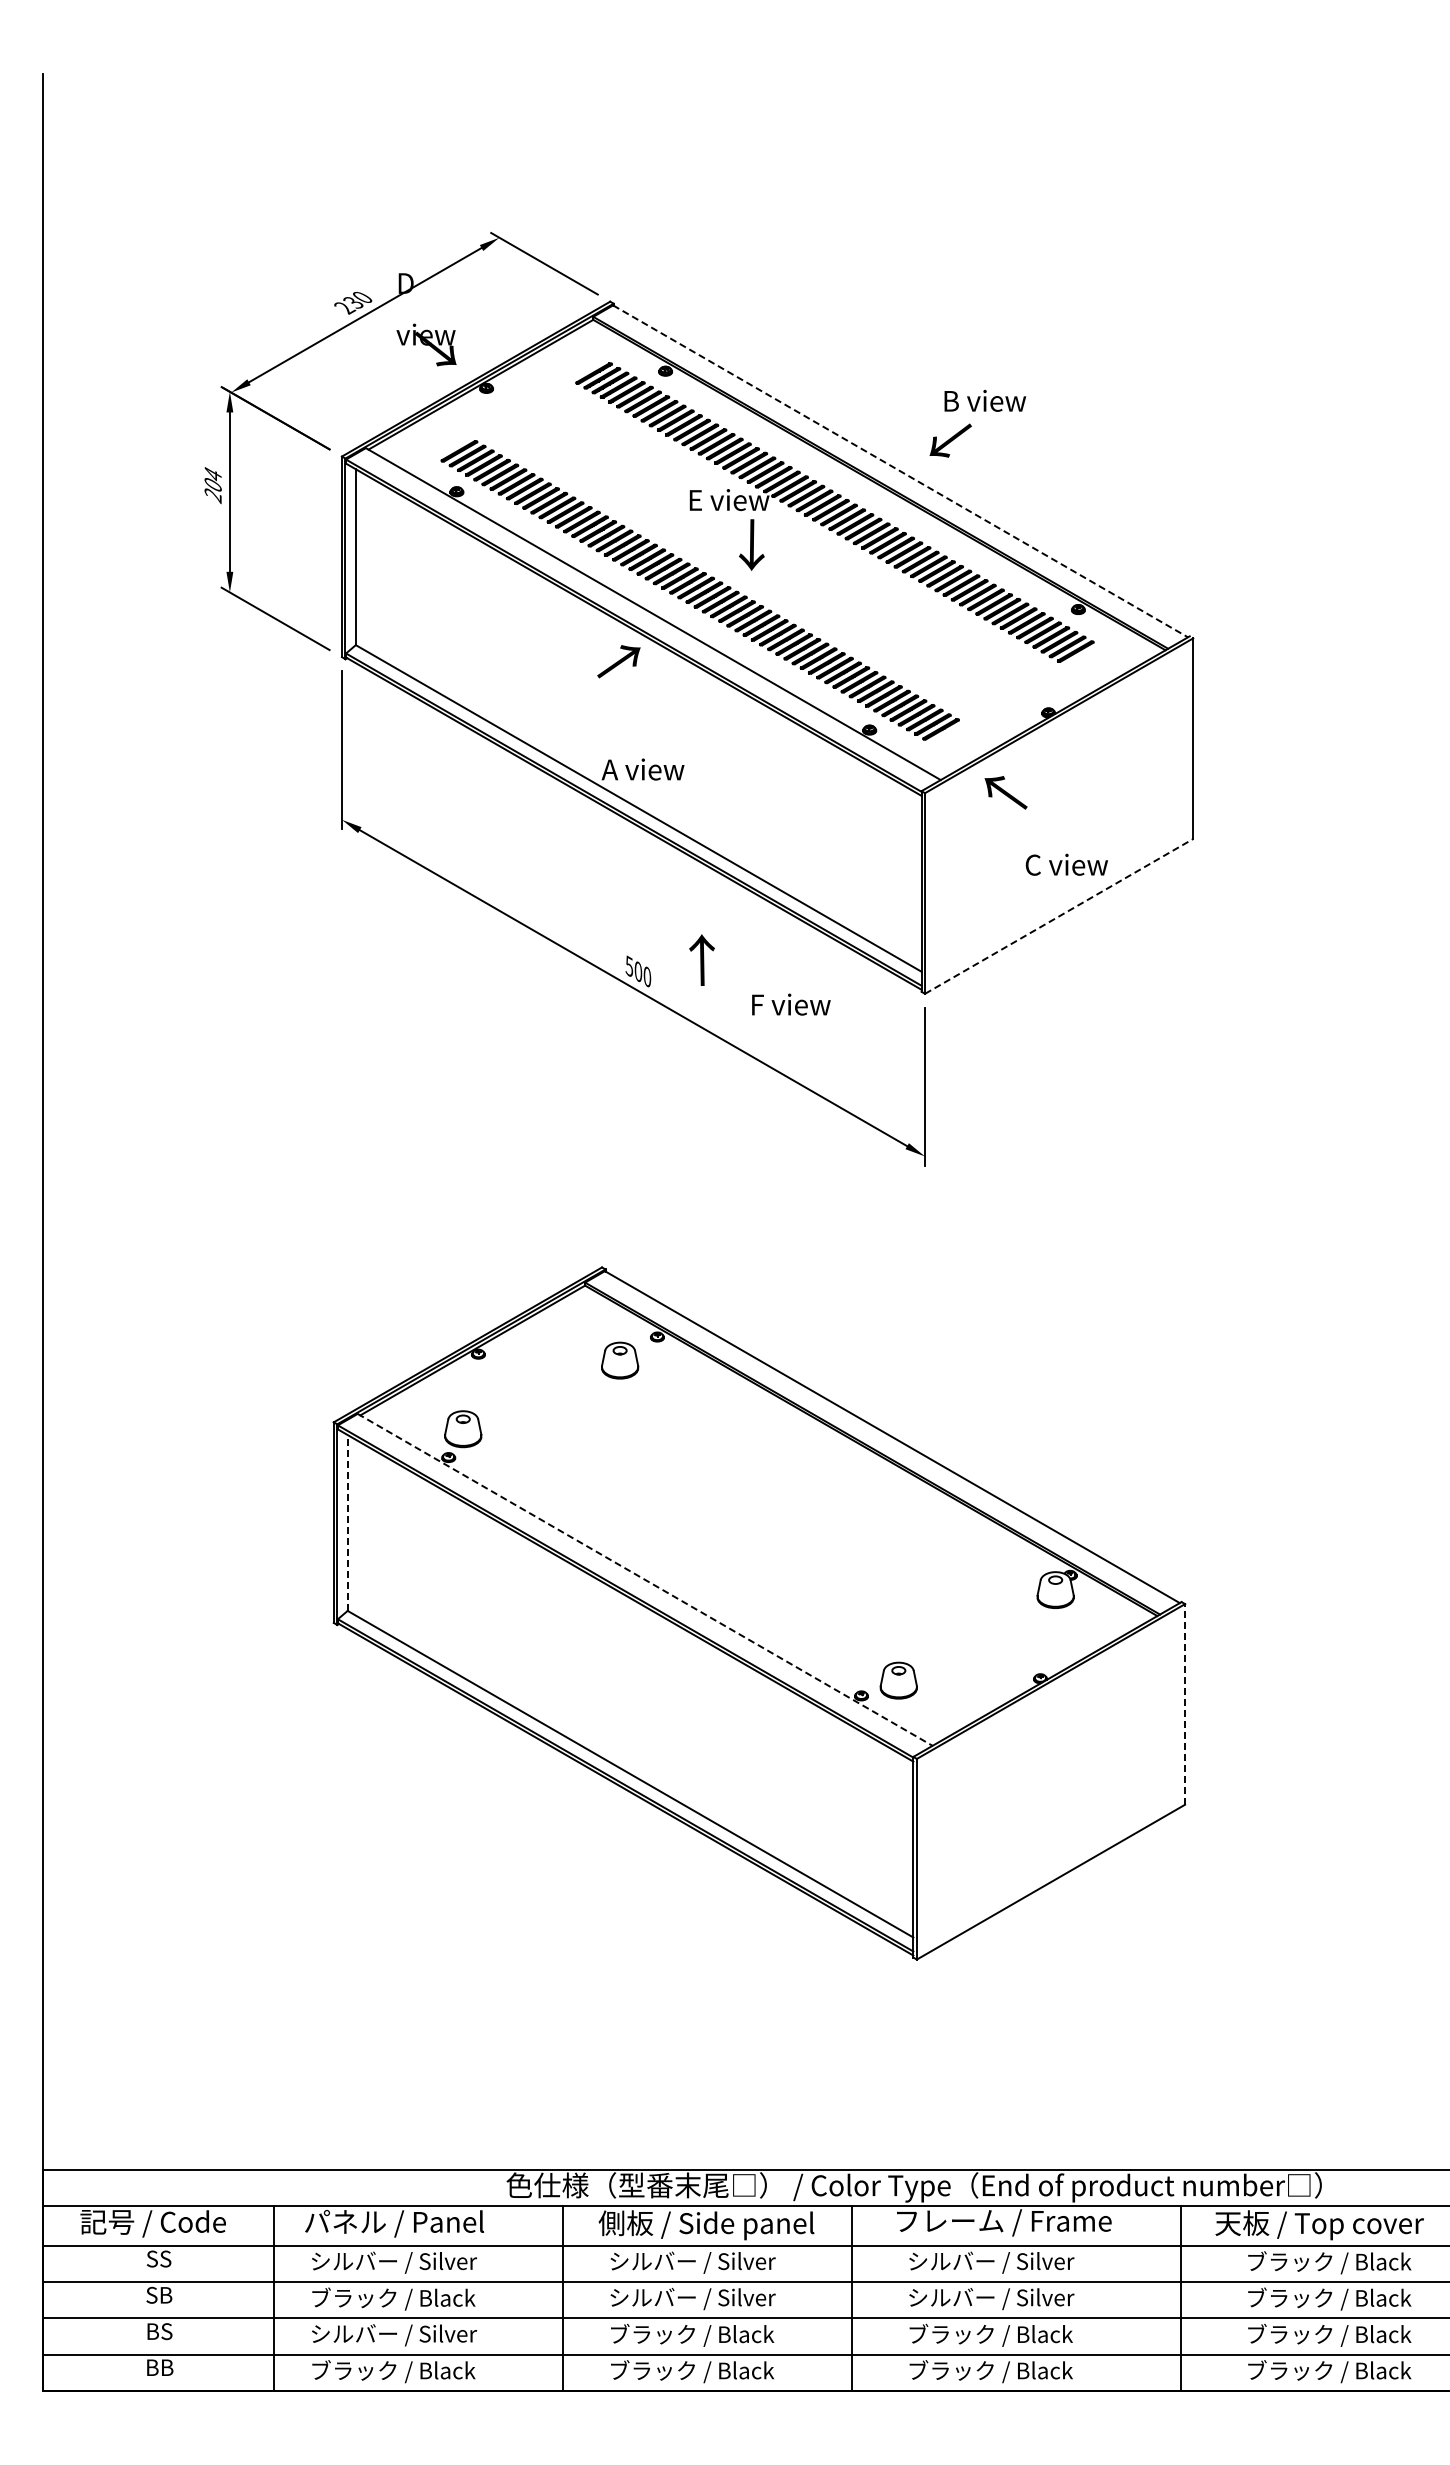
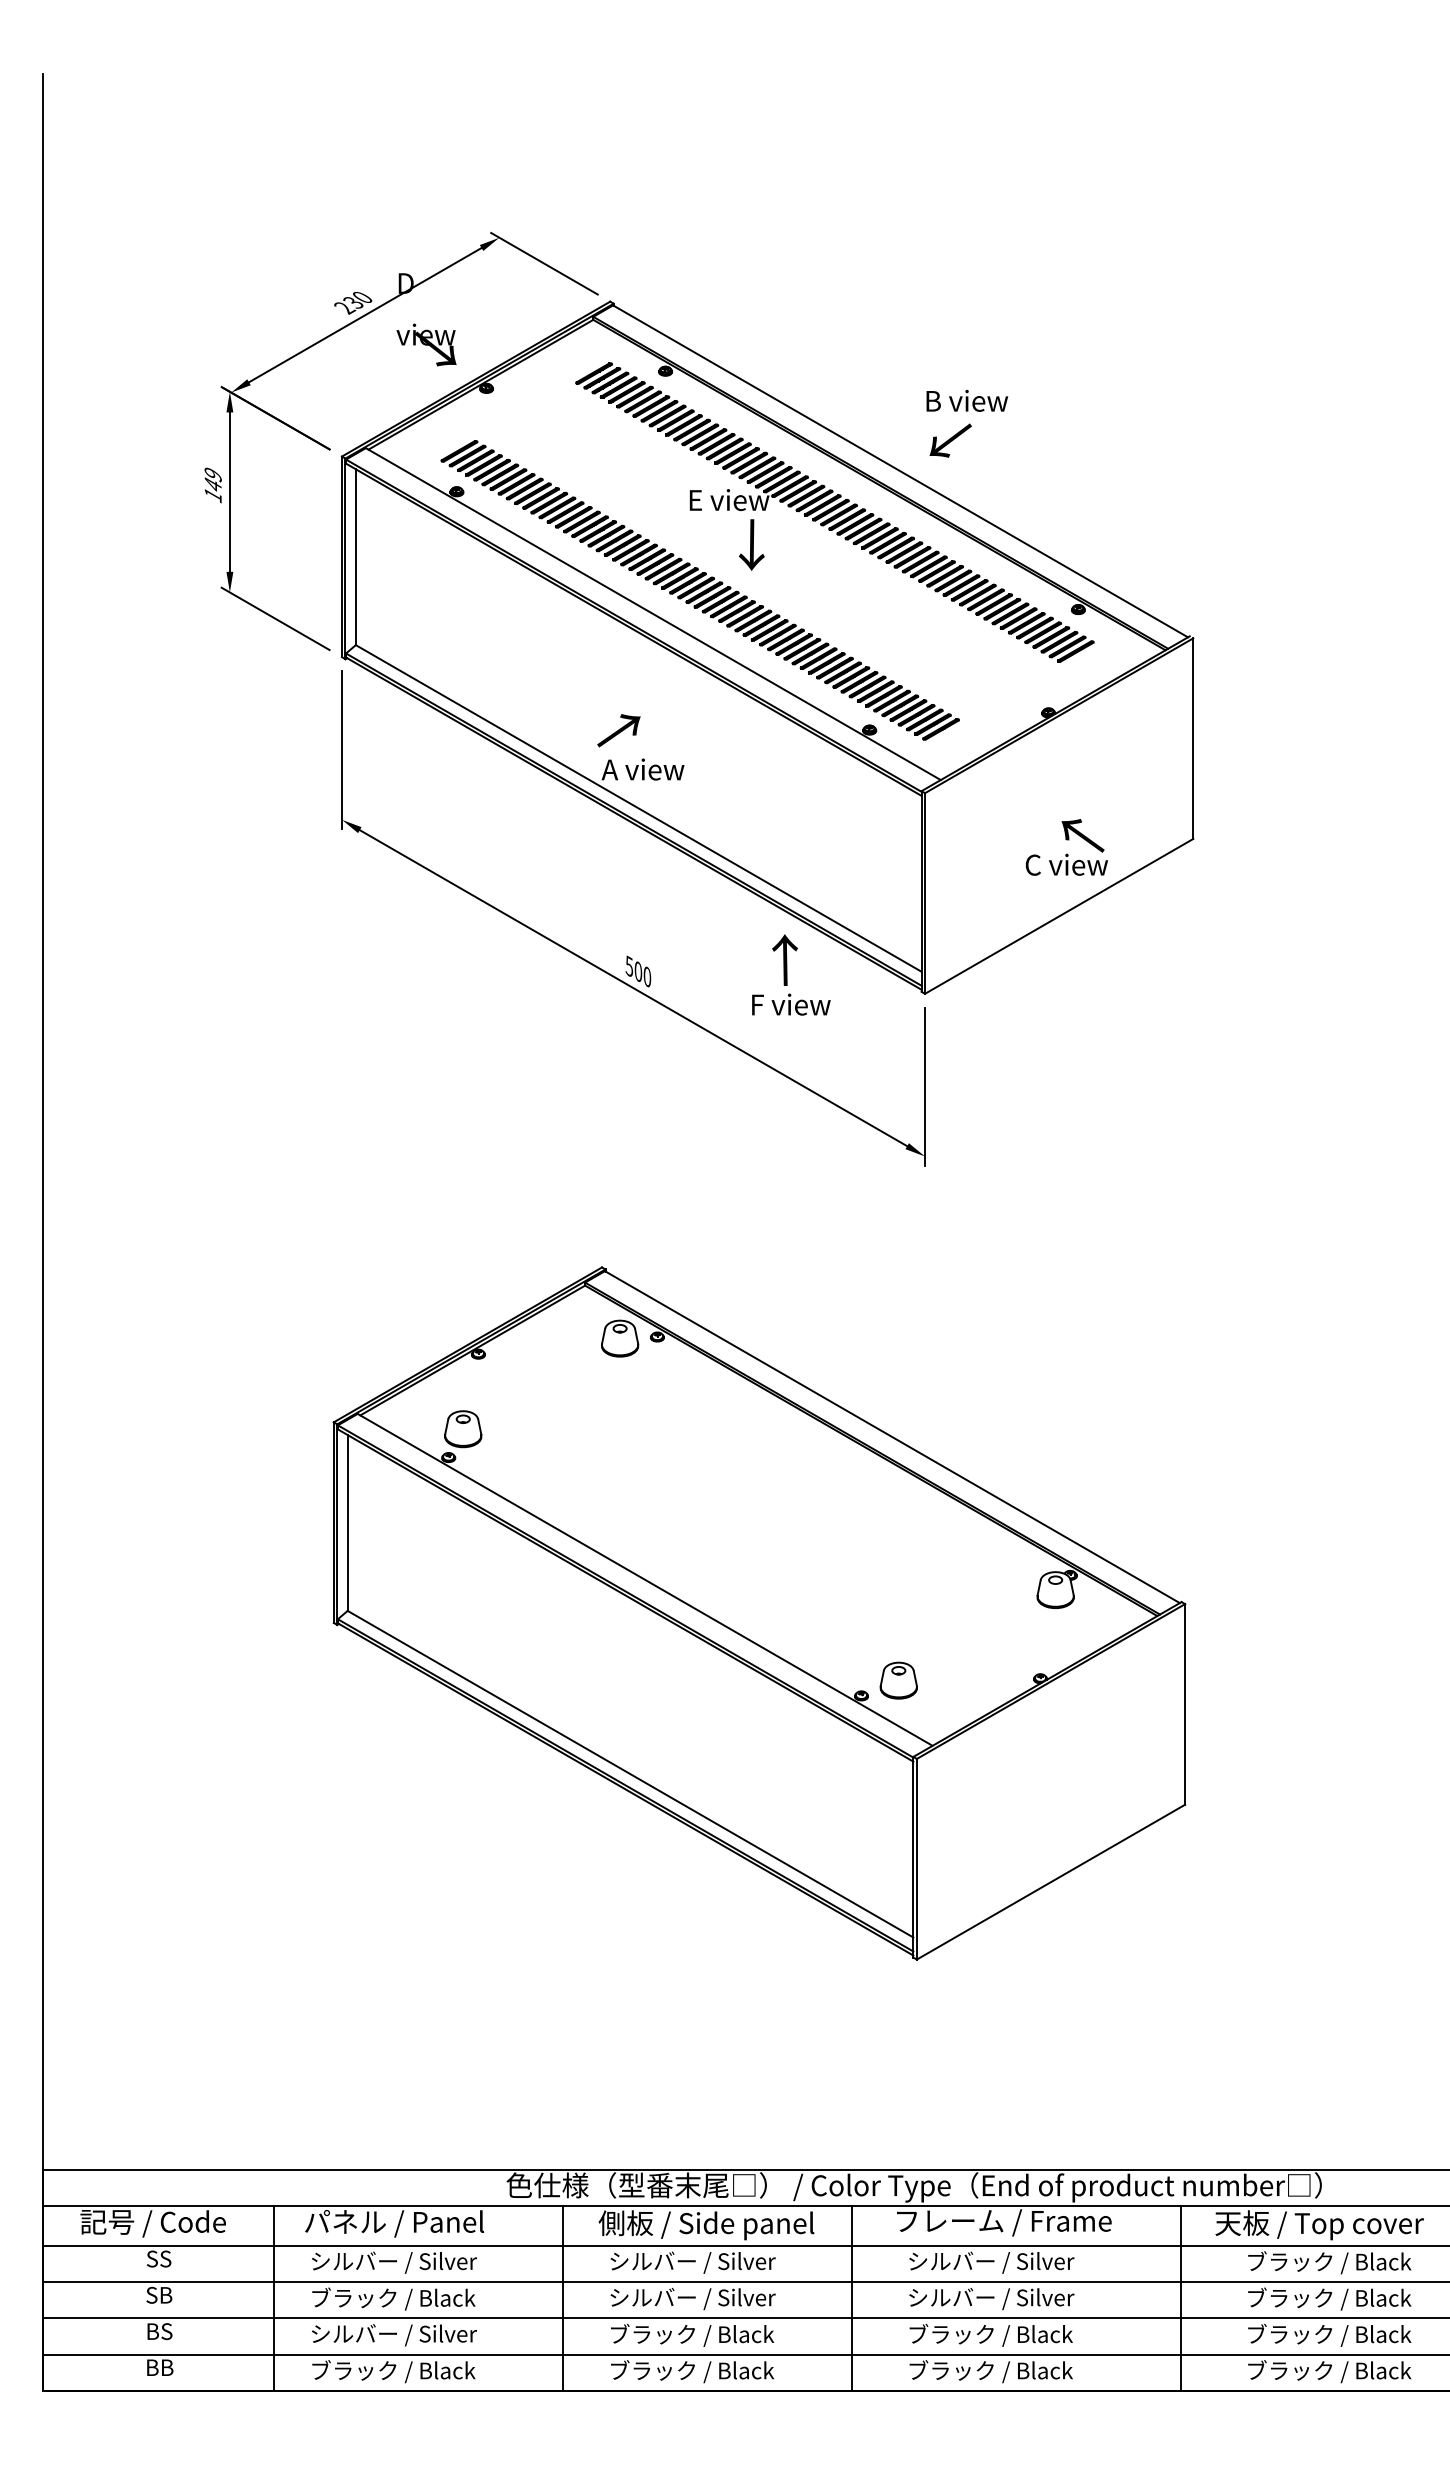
text position: (985, 400) -> (967, 400) (967, 400)
line: dashed -> solid (900, 471)
text: 204 -> 149 (212, 485)
text position: (618, 661) -> (618, 730) (618, 730)
text position: (1005, 792) -> (1082, 835) (1082, 835)
line: dashed -> solid (1059, 916)
text position: (701, 959) -> (784, 959) (784, 959)
part position: (620, 1360) -> (620, 1338) (620, 1338)
line: dashed -> solid (347, 1523)
line: dashed -> solid (645, 1579)
line: dashed -> solid (1185, 1703)
